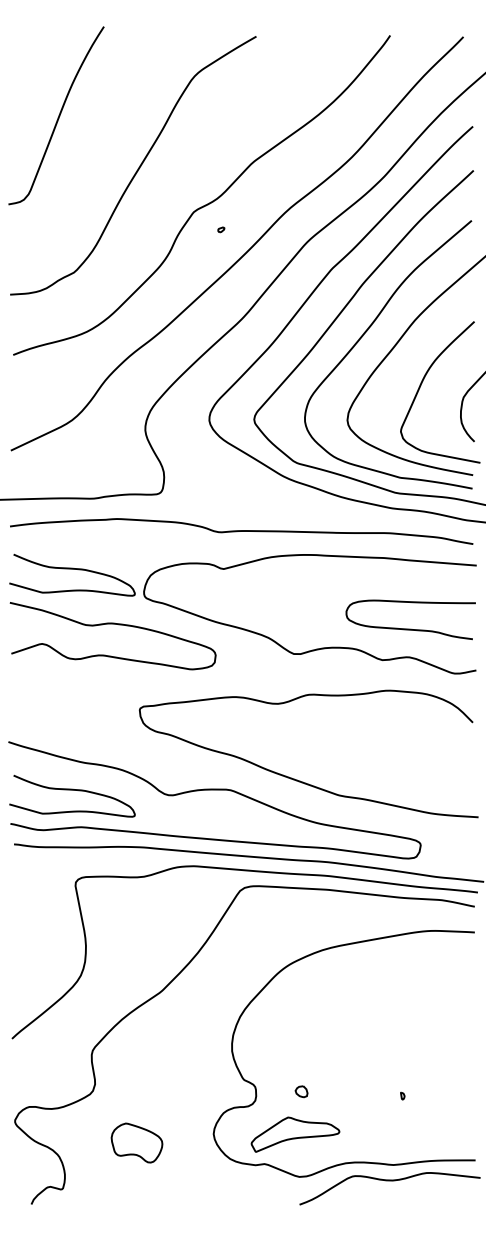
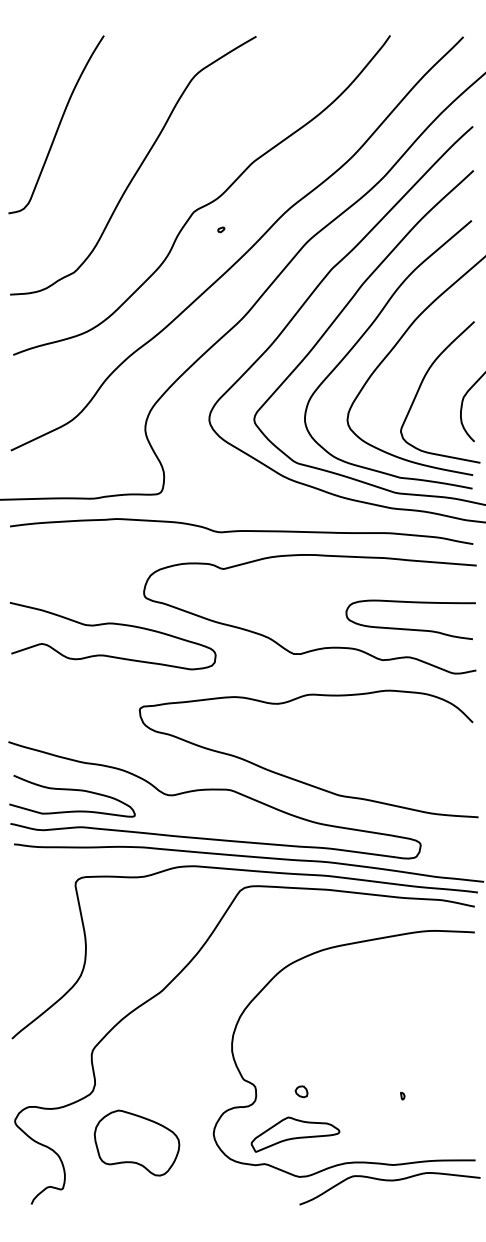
curve position: (58, 115) -> (58, 124) (58, 124)
curve: present -> none (72, 569)
part size: 54x42 px -> 88x68 px (136, 1142)
